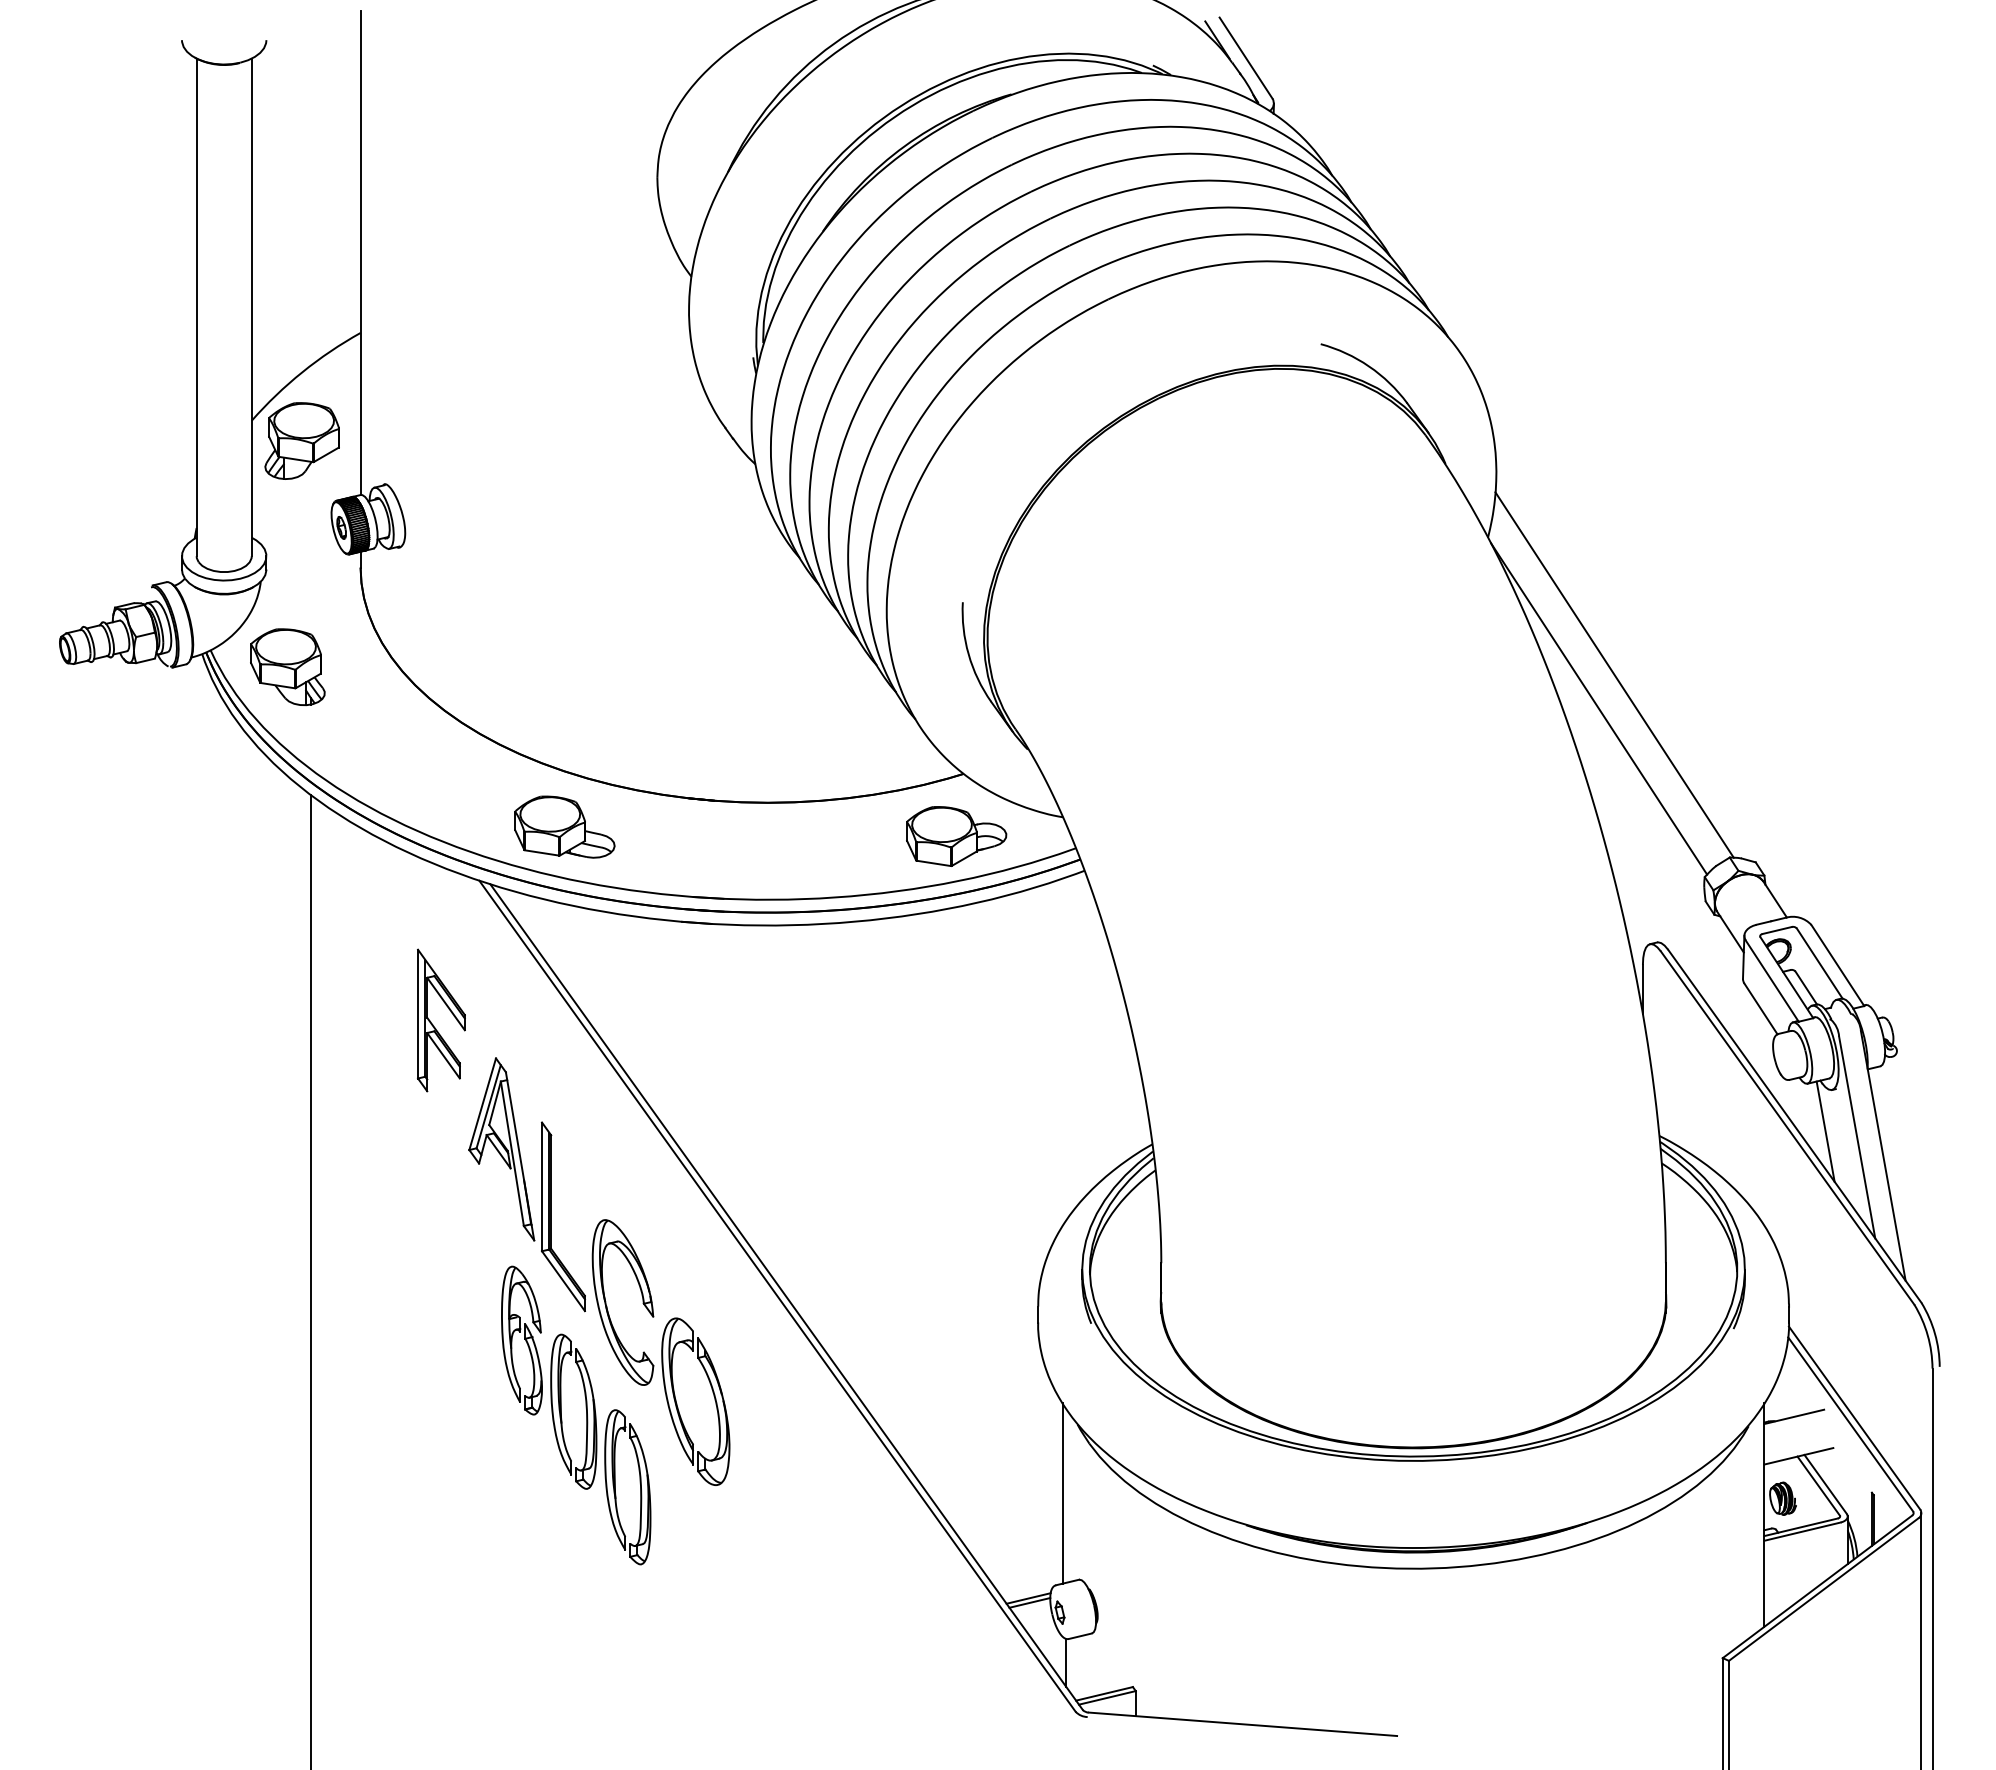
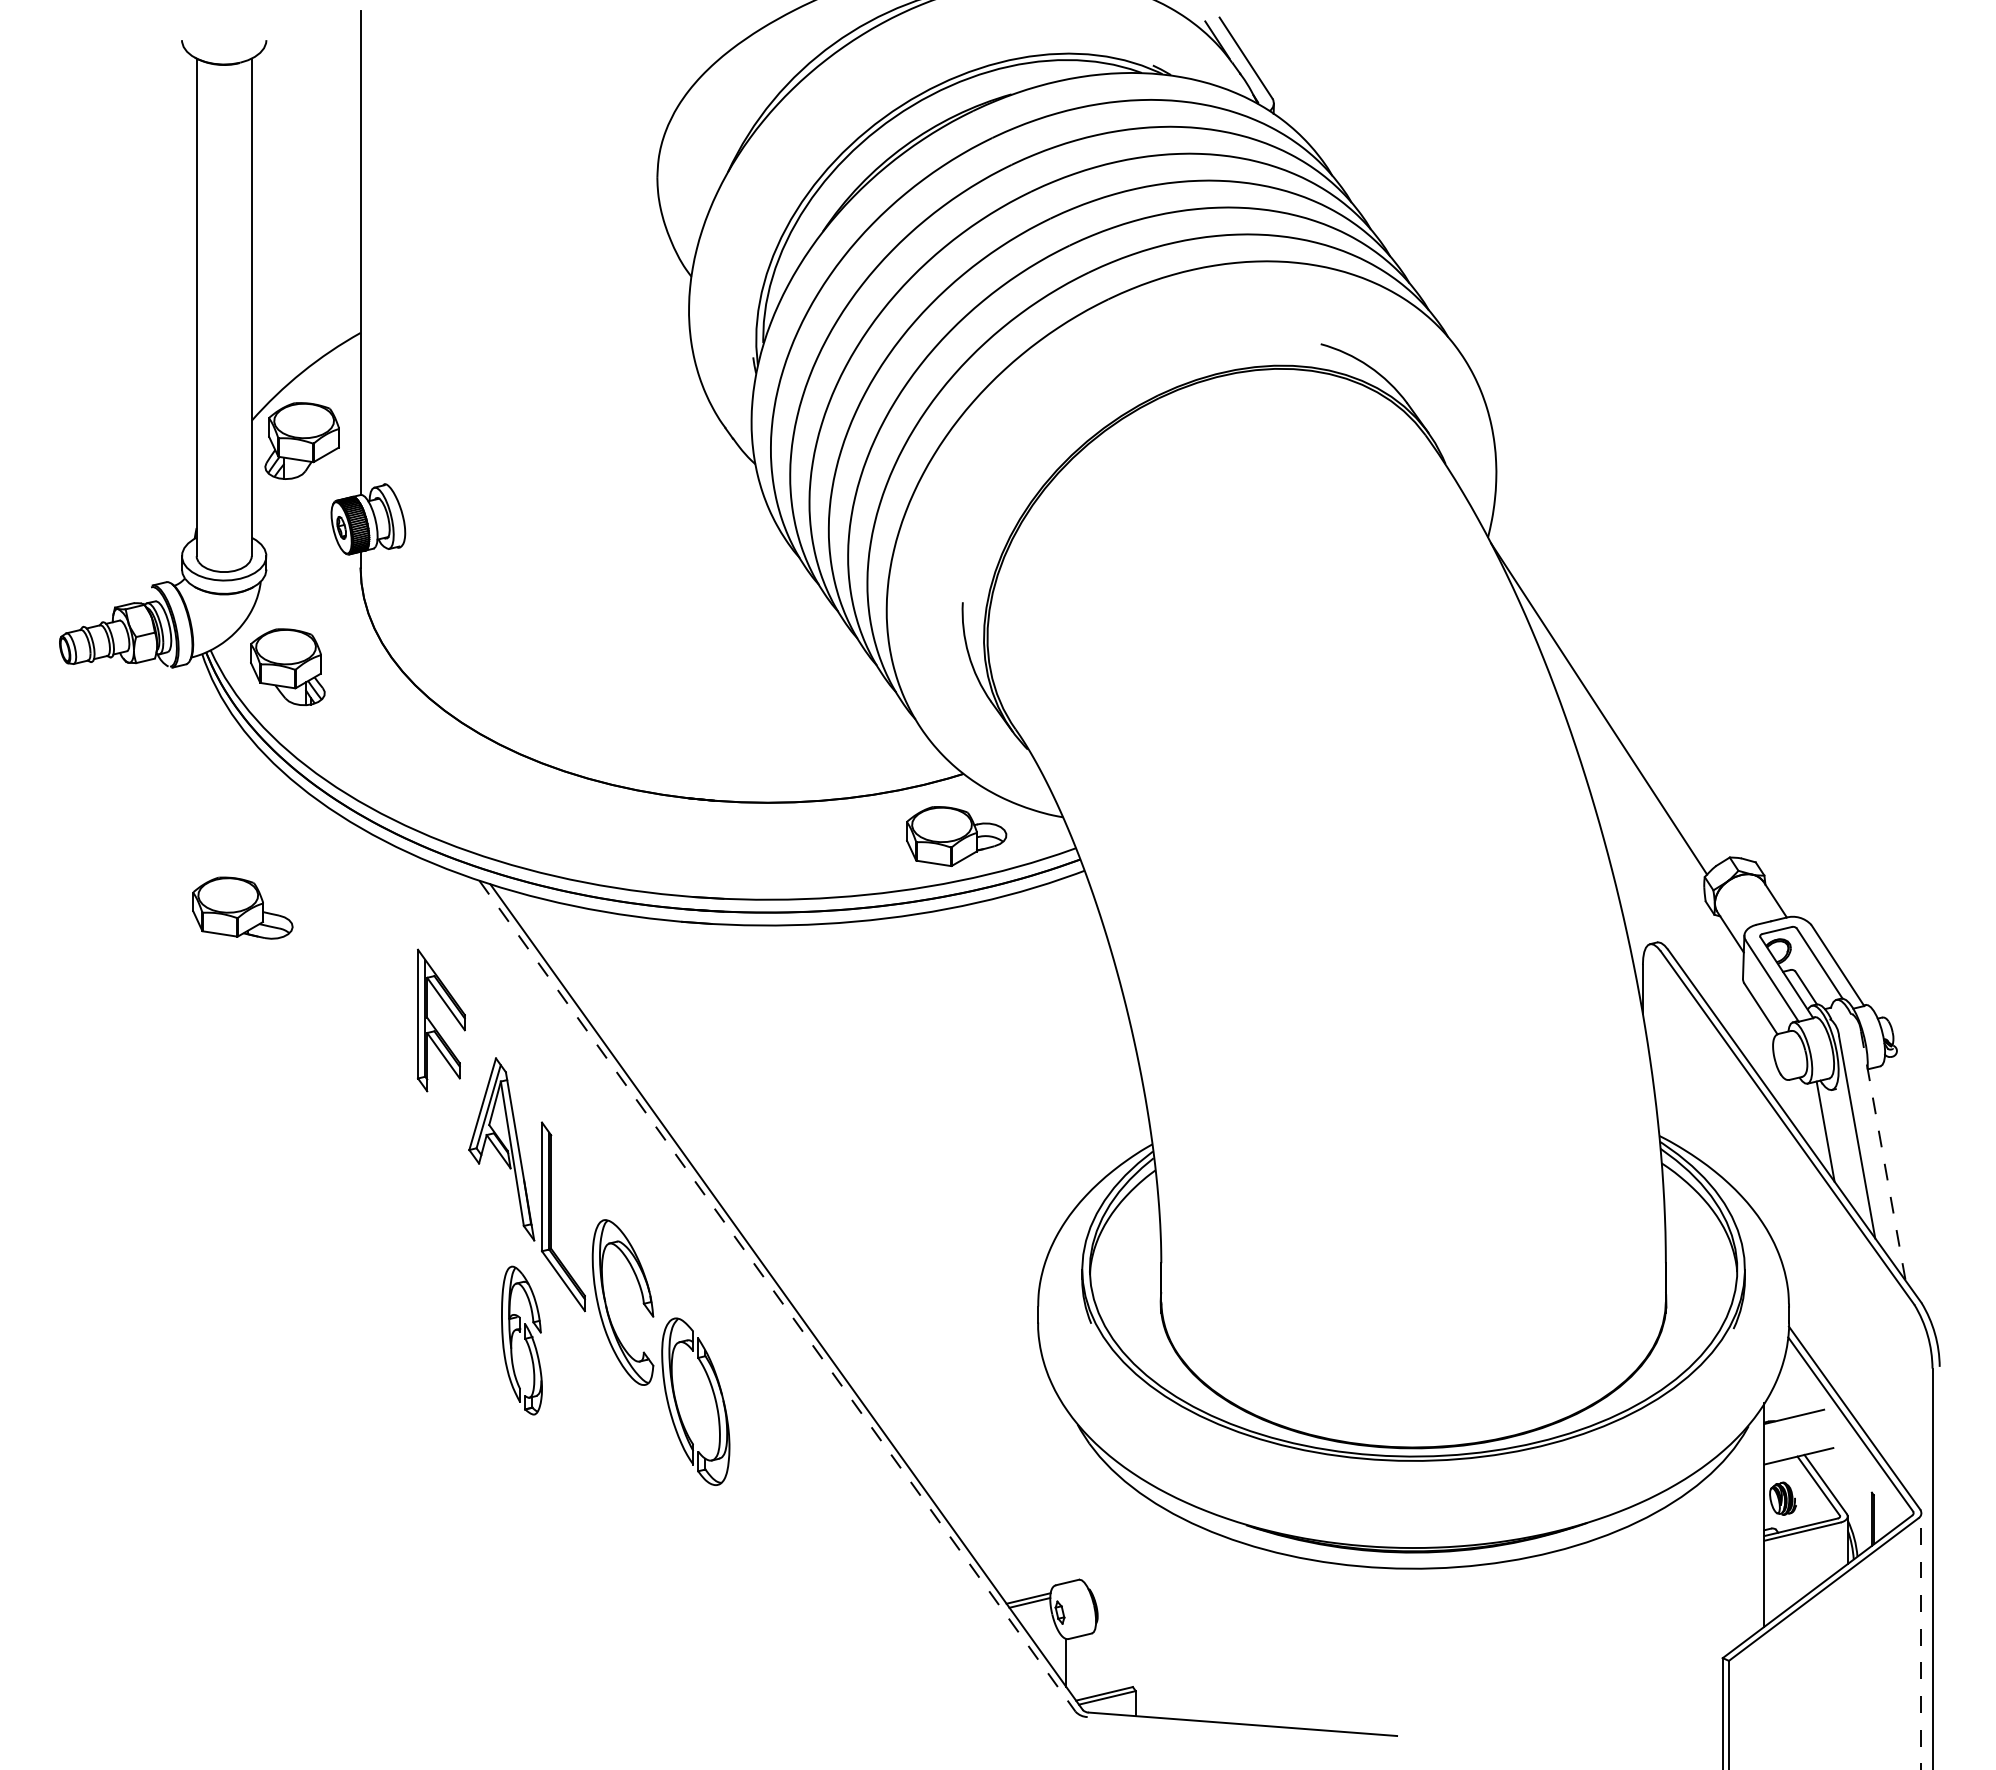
line: present -> none (1614, 674)
part position: (564, 826) -> (242, 907) (242, 907)
line: solid -> dashed (1883, 1156)
line: present -> none (310, 1280)
line: solid -> dashed (777, 1296)
part: present -> none (600, 1449)
line: present -> none (1062, 1493)
line: solid -> dashed (1921, 1640)
